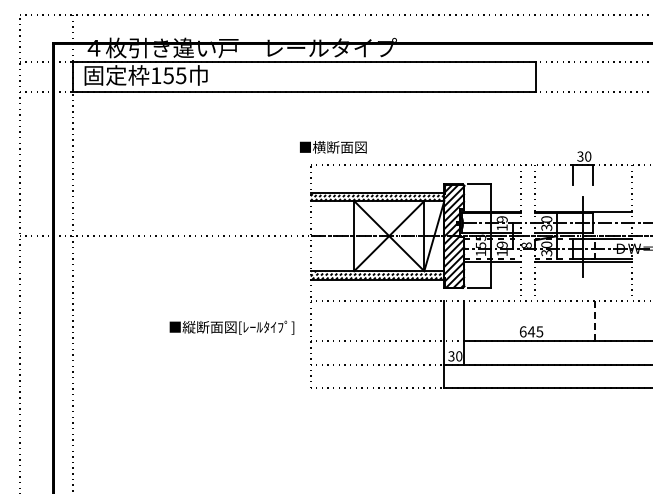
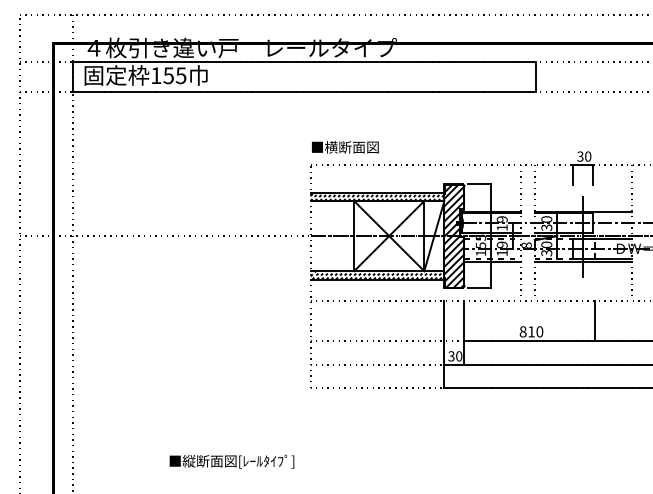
text position: (333, 147) -> (345, 147) (345, 147)
line: dashed -> solid (595, 320)
text position: (231, 327) -> (231, 461) (231, 461)
text: 645 -> 810 (531, 331)
